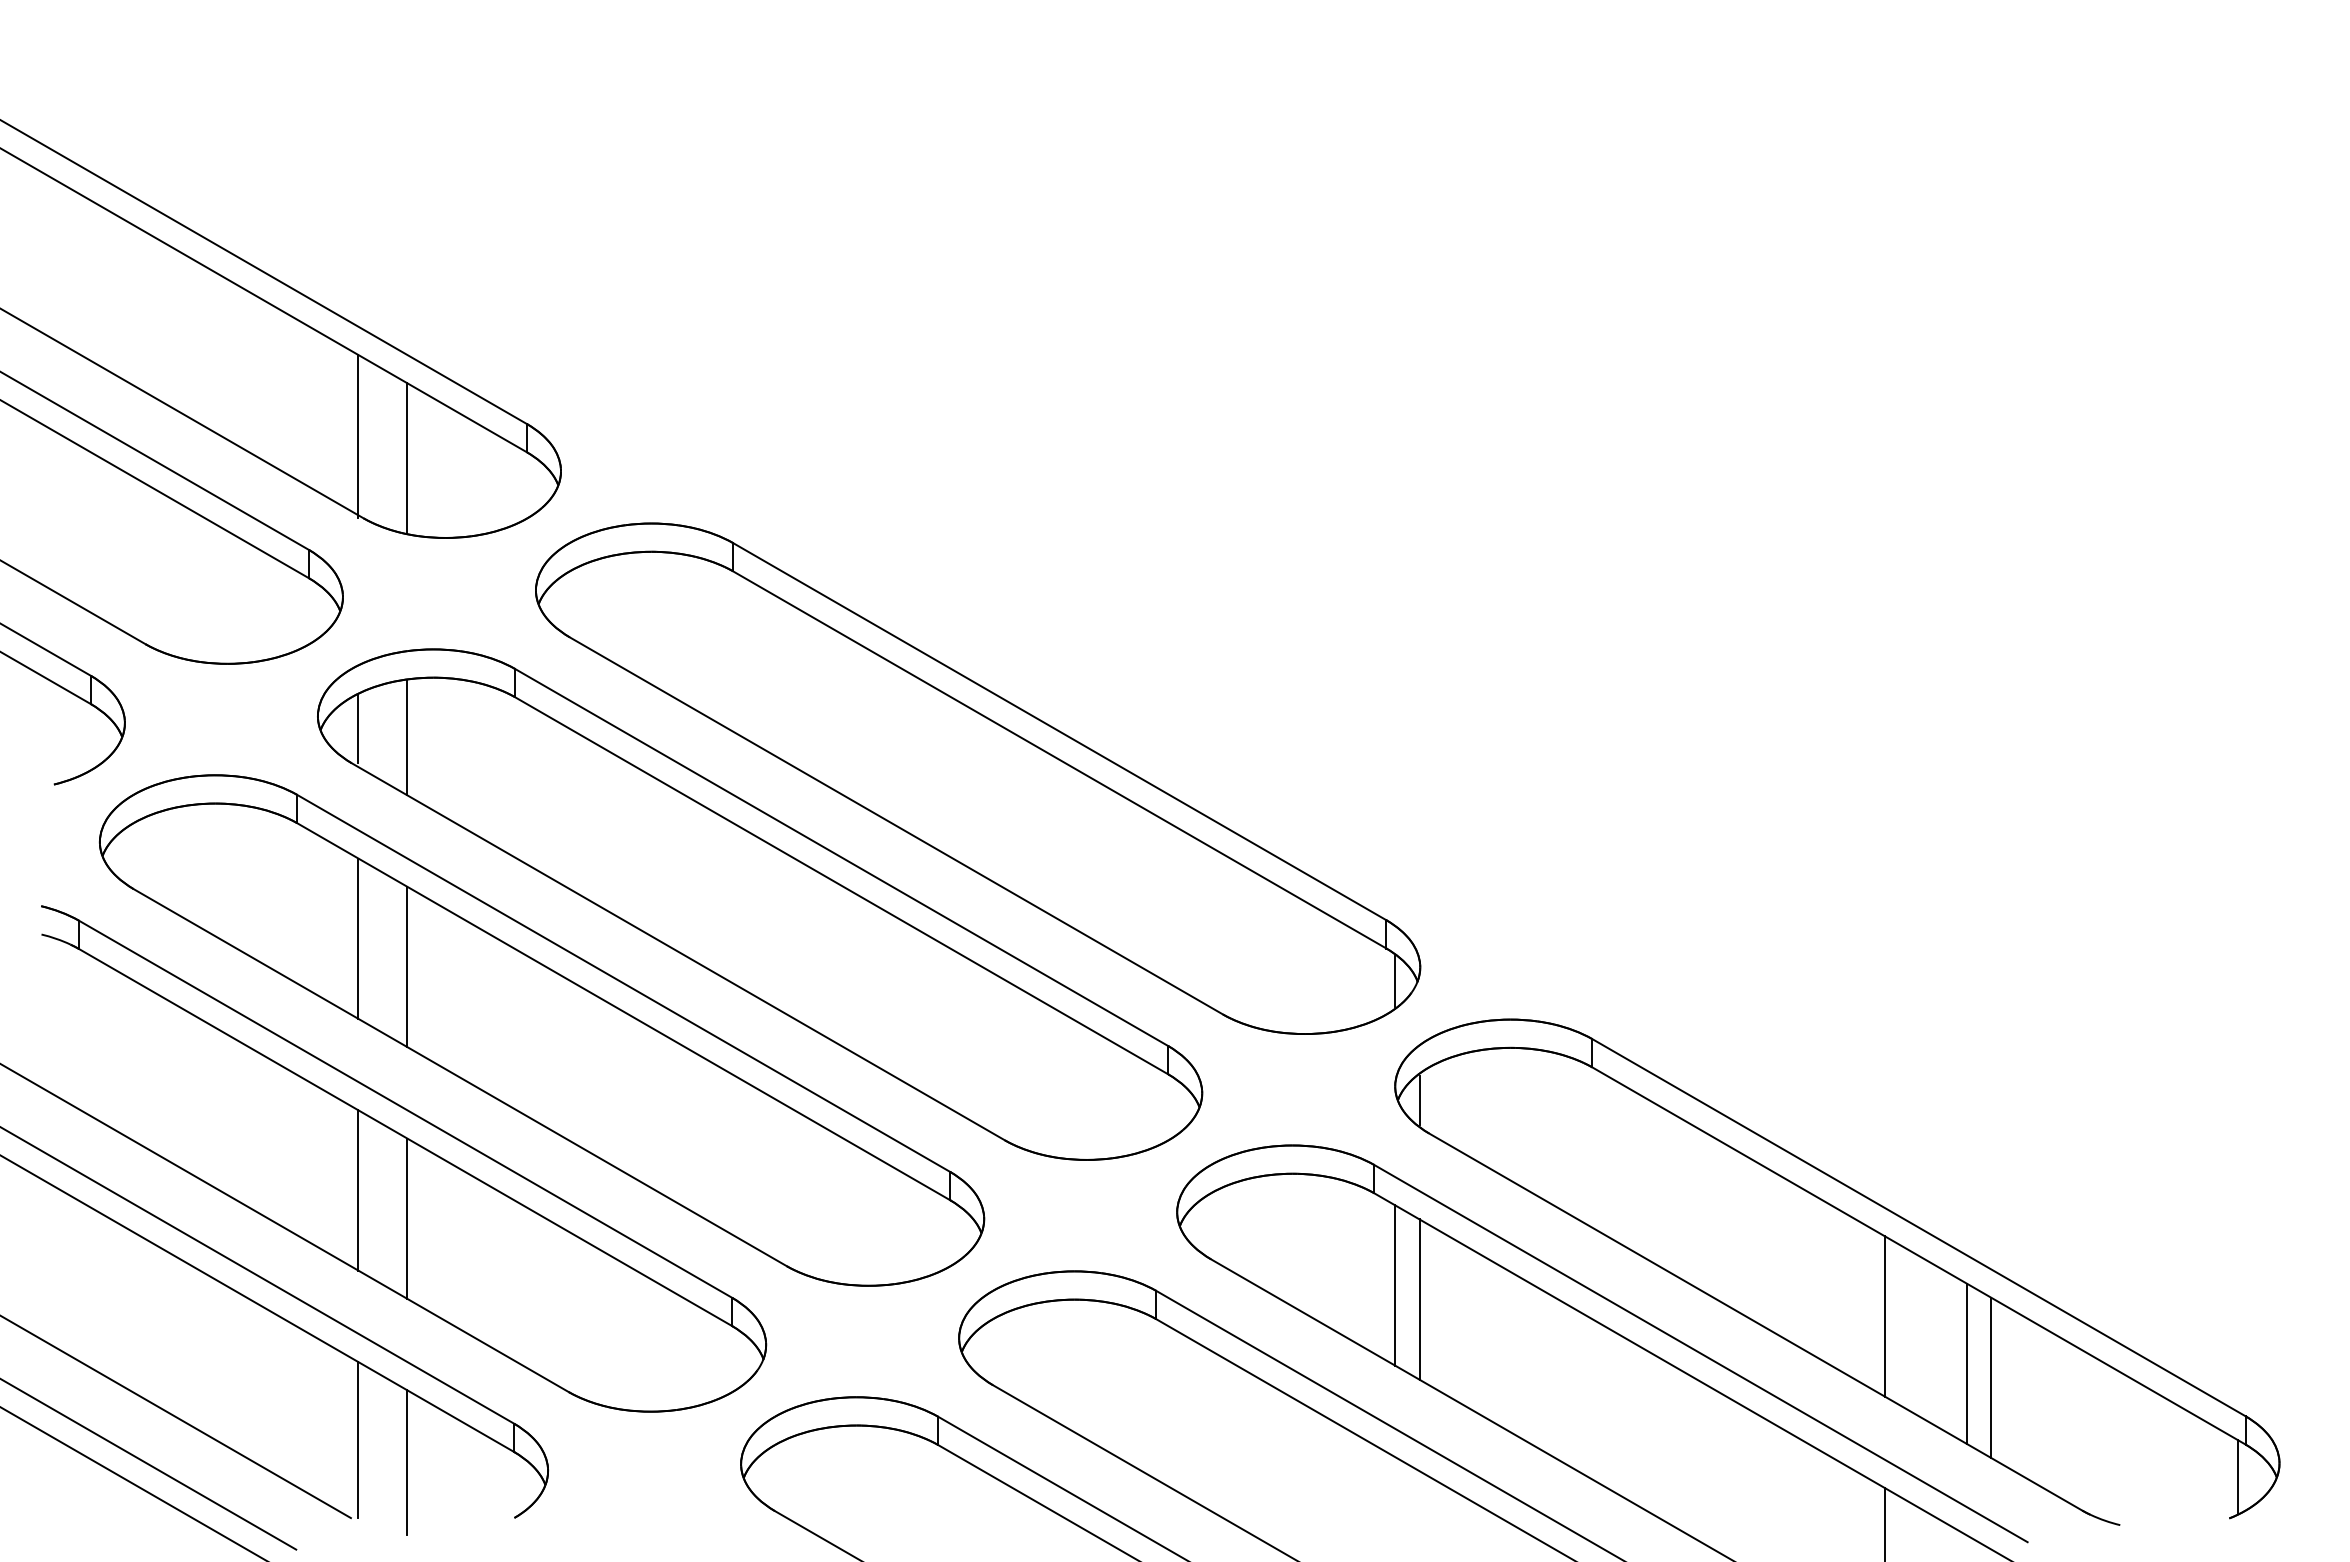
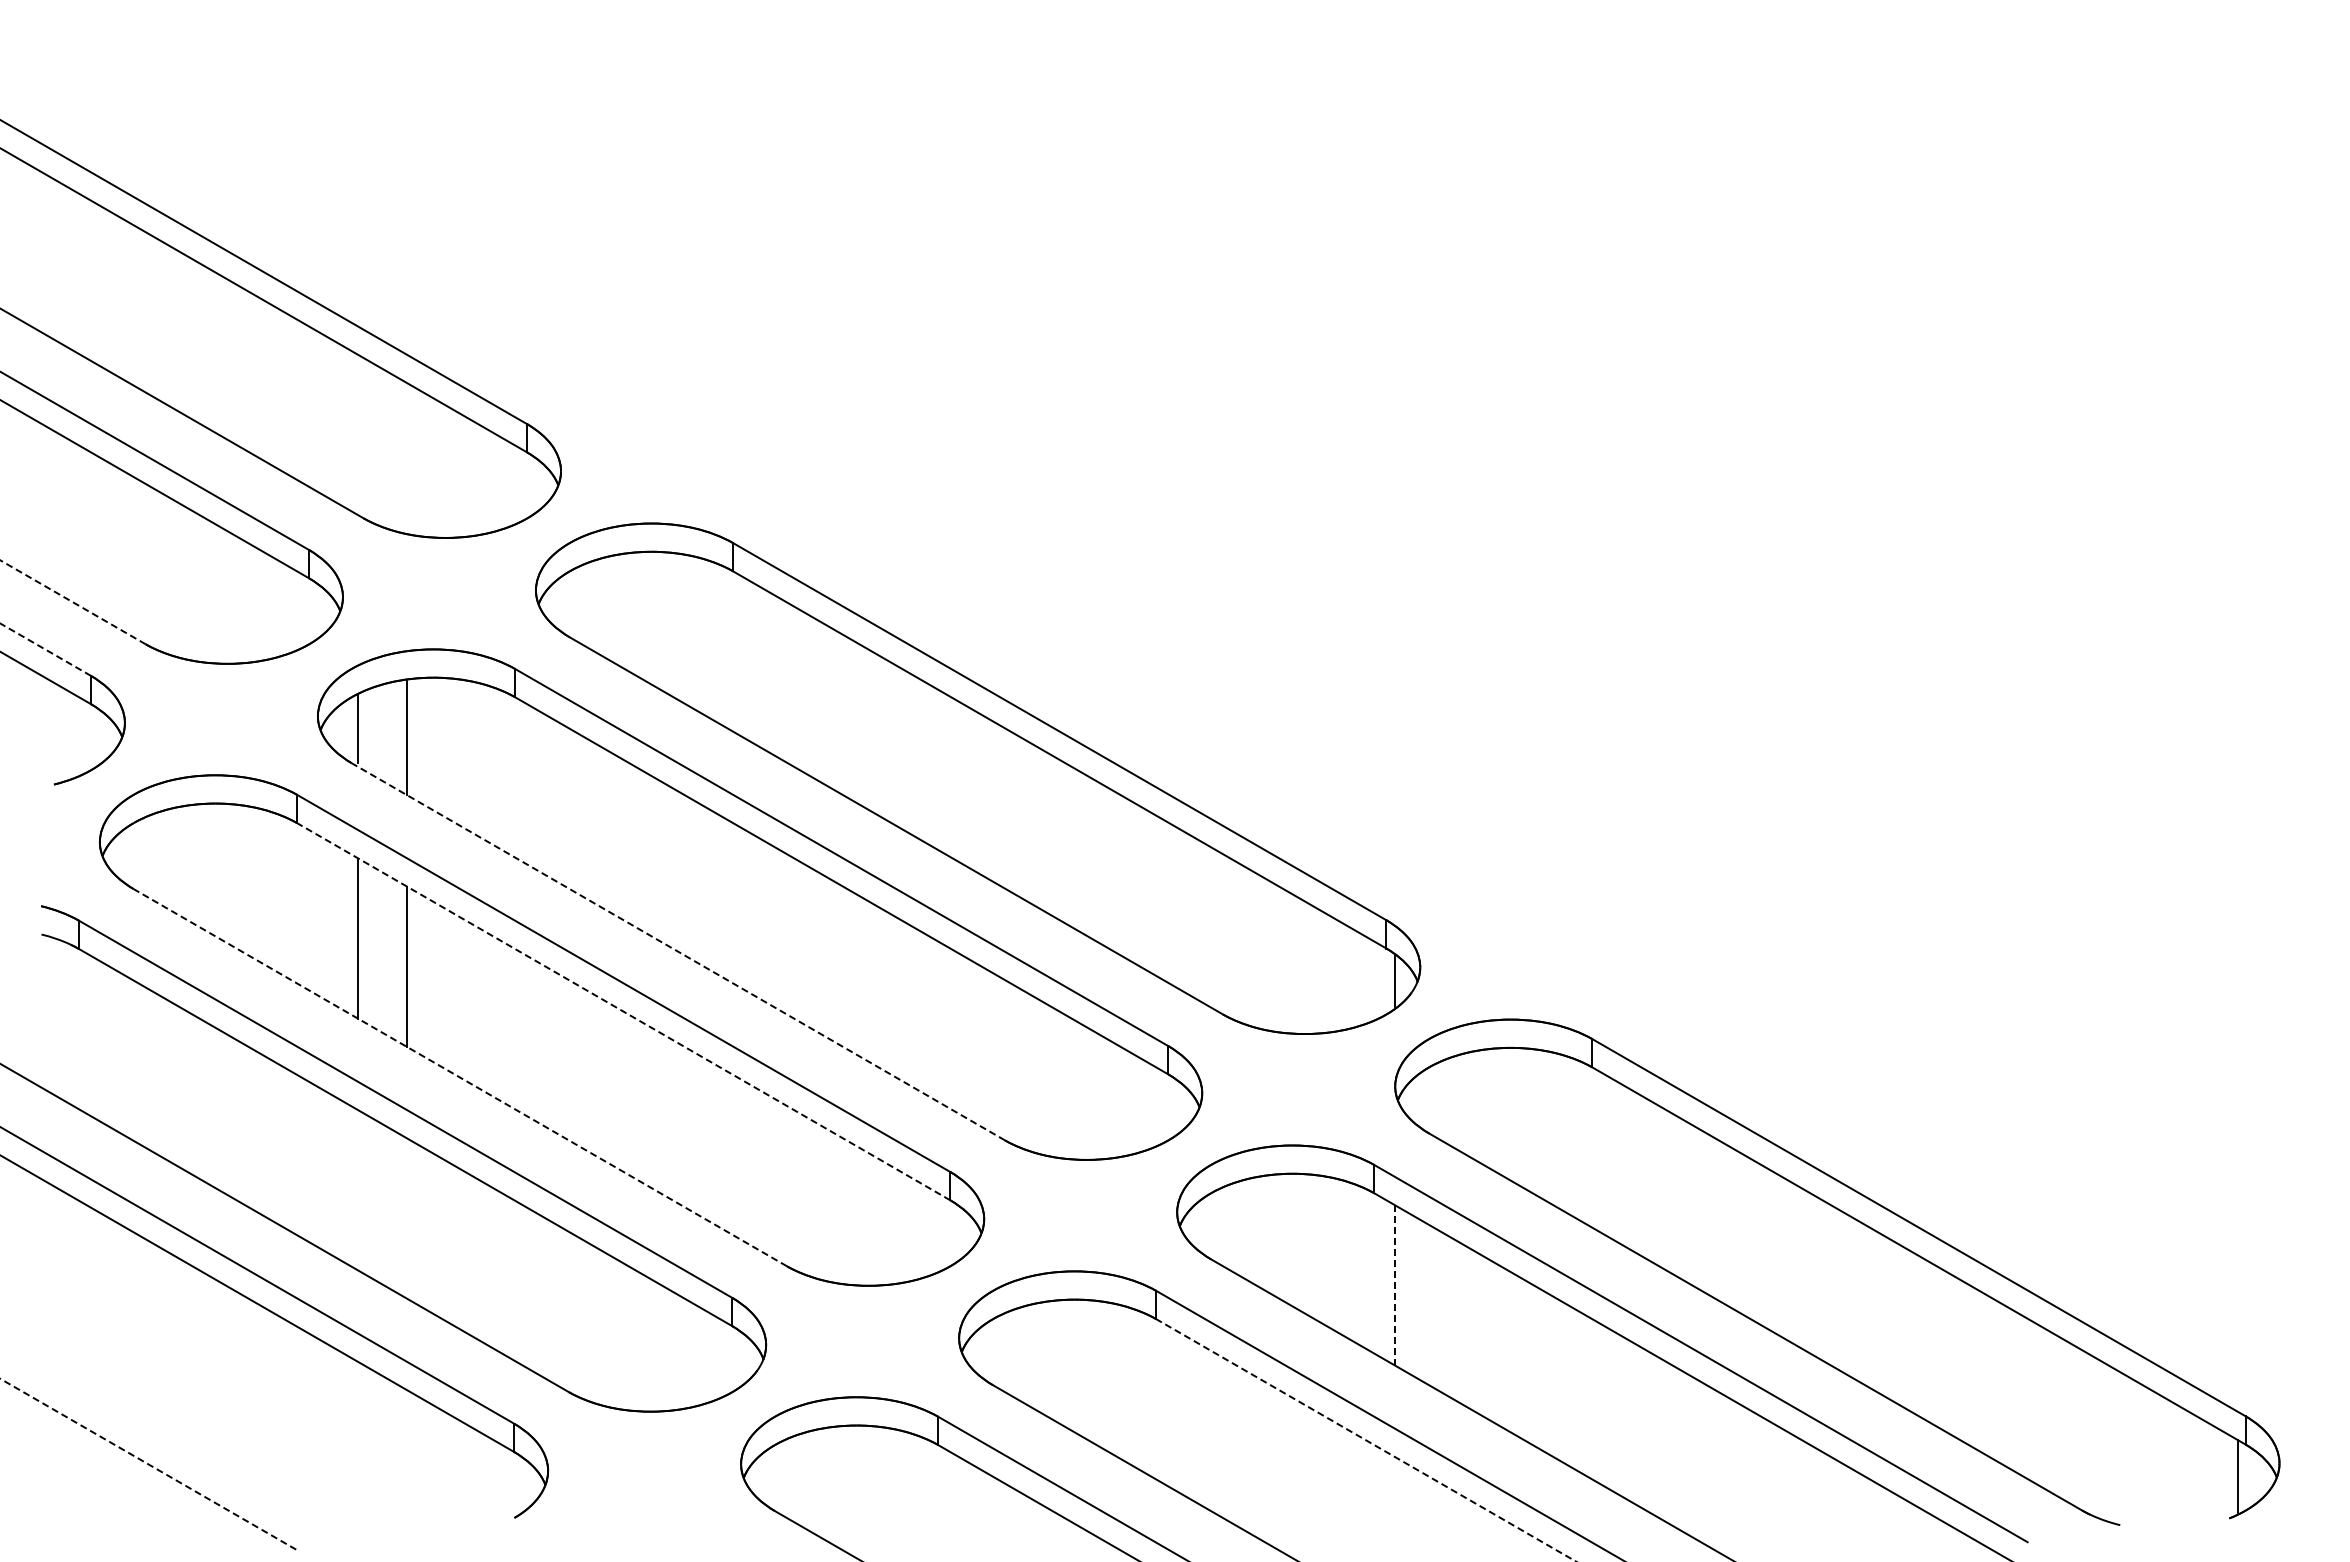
line: present -> none (358, 436)
line: present -> none (407, 458)
line: solid -> dashed (73, 602)
line: solid -> dashed (45, 649)
line: solid -> dashed (677, 951)
line: solid -> dashed (623, 1011)
line: solid -> dashed (459, 1077)
line: present -> none (1419, 1100)
line: present -> none (358, 1190)
line: present -> none (407, 1218)
line: solid -> dashed (1395, 1285)
line: present -> none (1419, 1299)
line: present -> none (1885, 1316)
line: present -> none (1966, 1363)
line: present -> none (1991, 1377)
line: present -> none (176, 1417)
line: present -> none (358, 1440)
line: solid -> dashed (1366, 1440)
line: present -> none (407, 1462)
line: solid -> dashed (148, 1464)
line: present -> none (132, 1483)
line: present -> none (1885, 1523)
